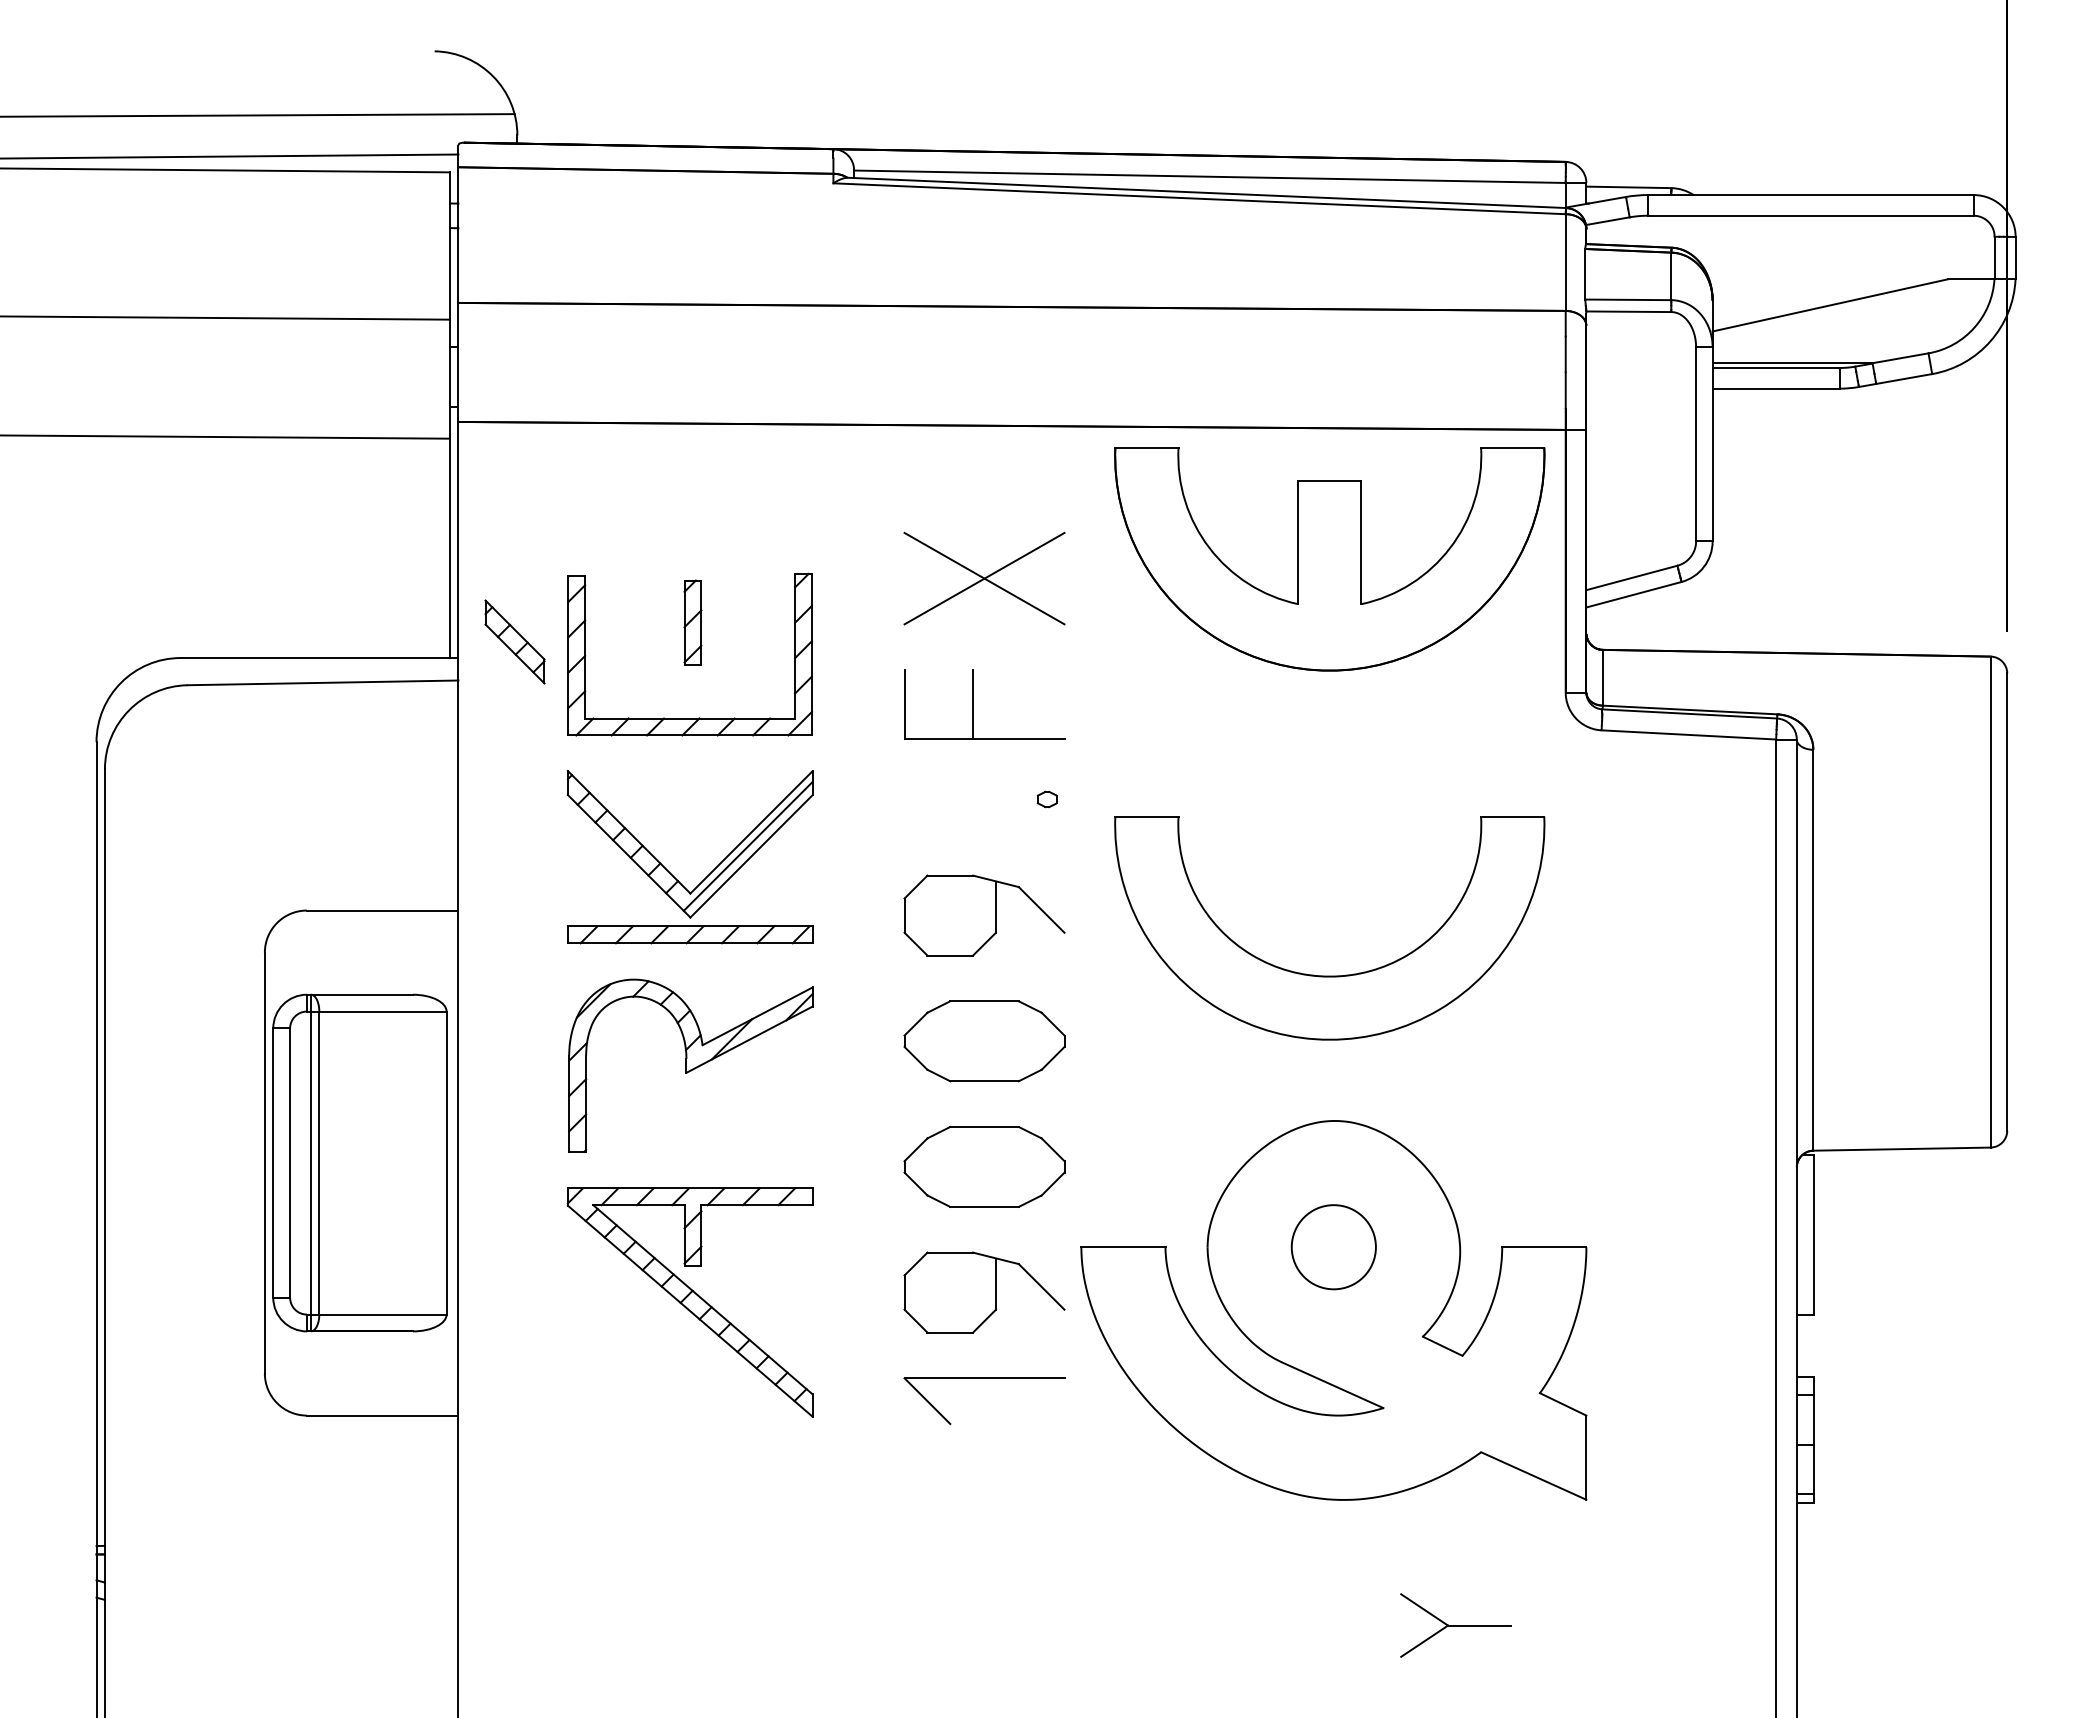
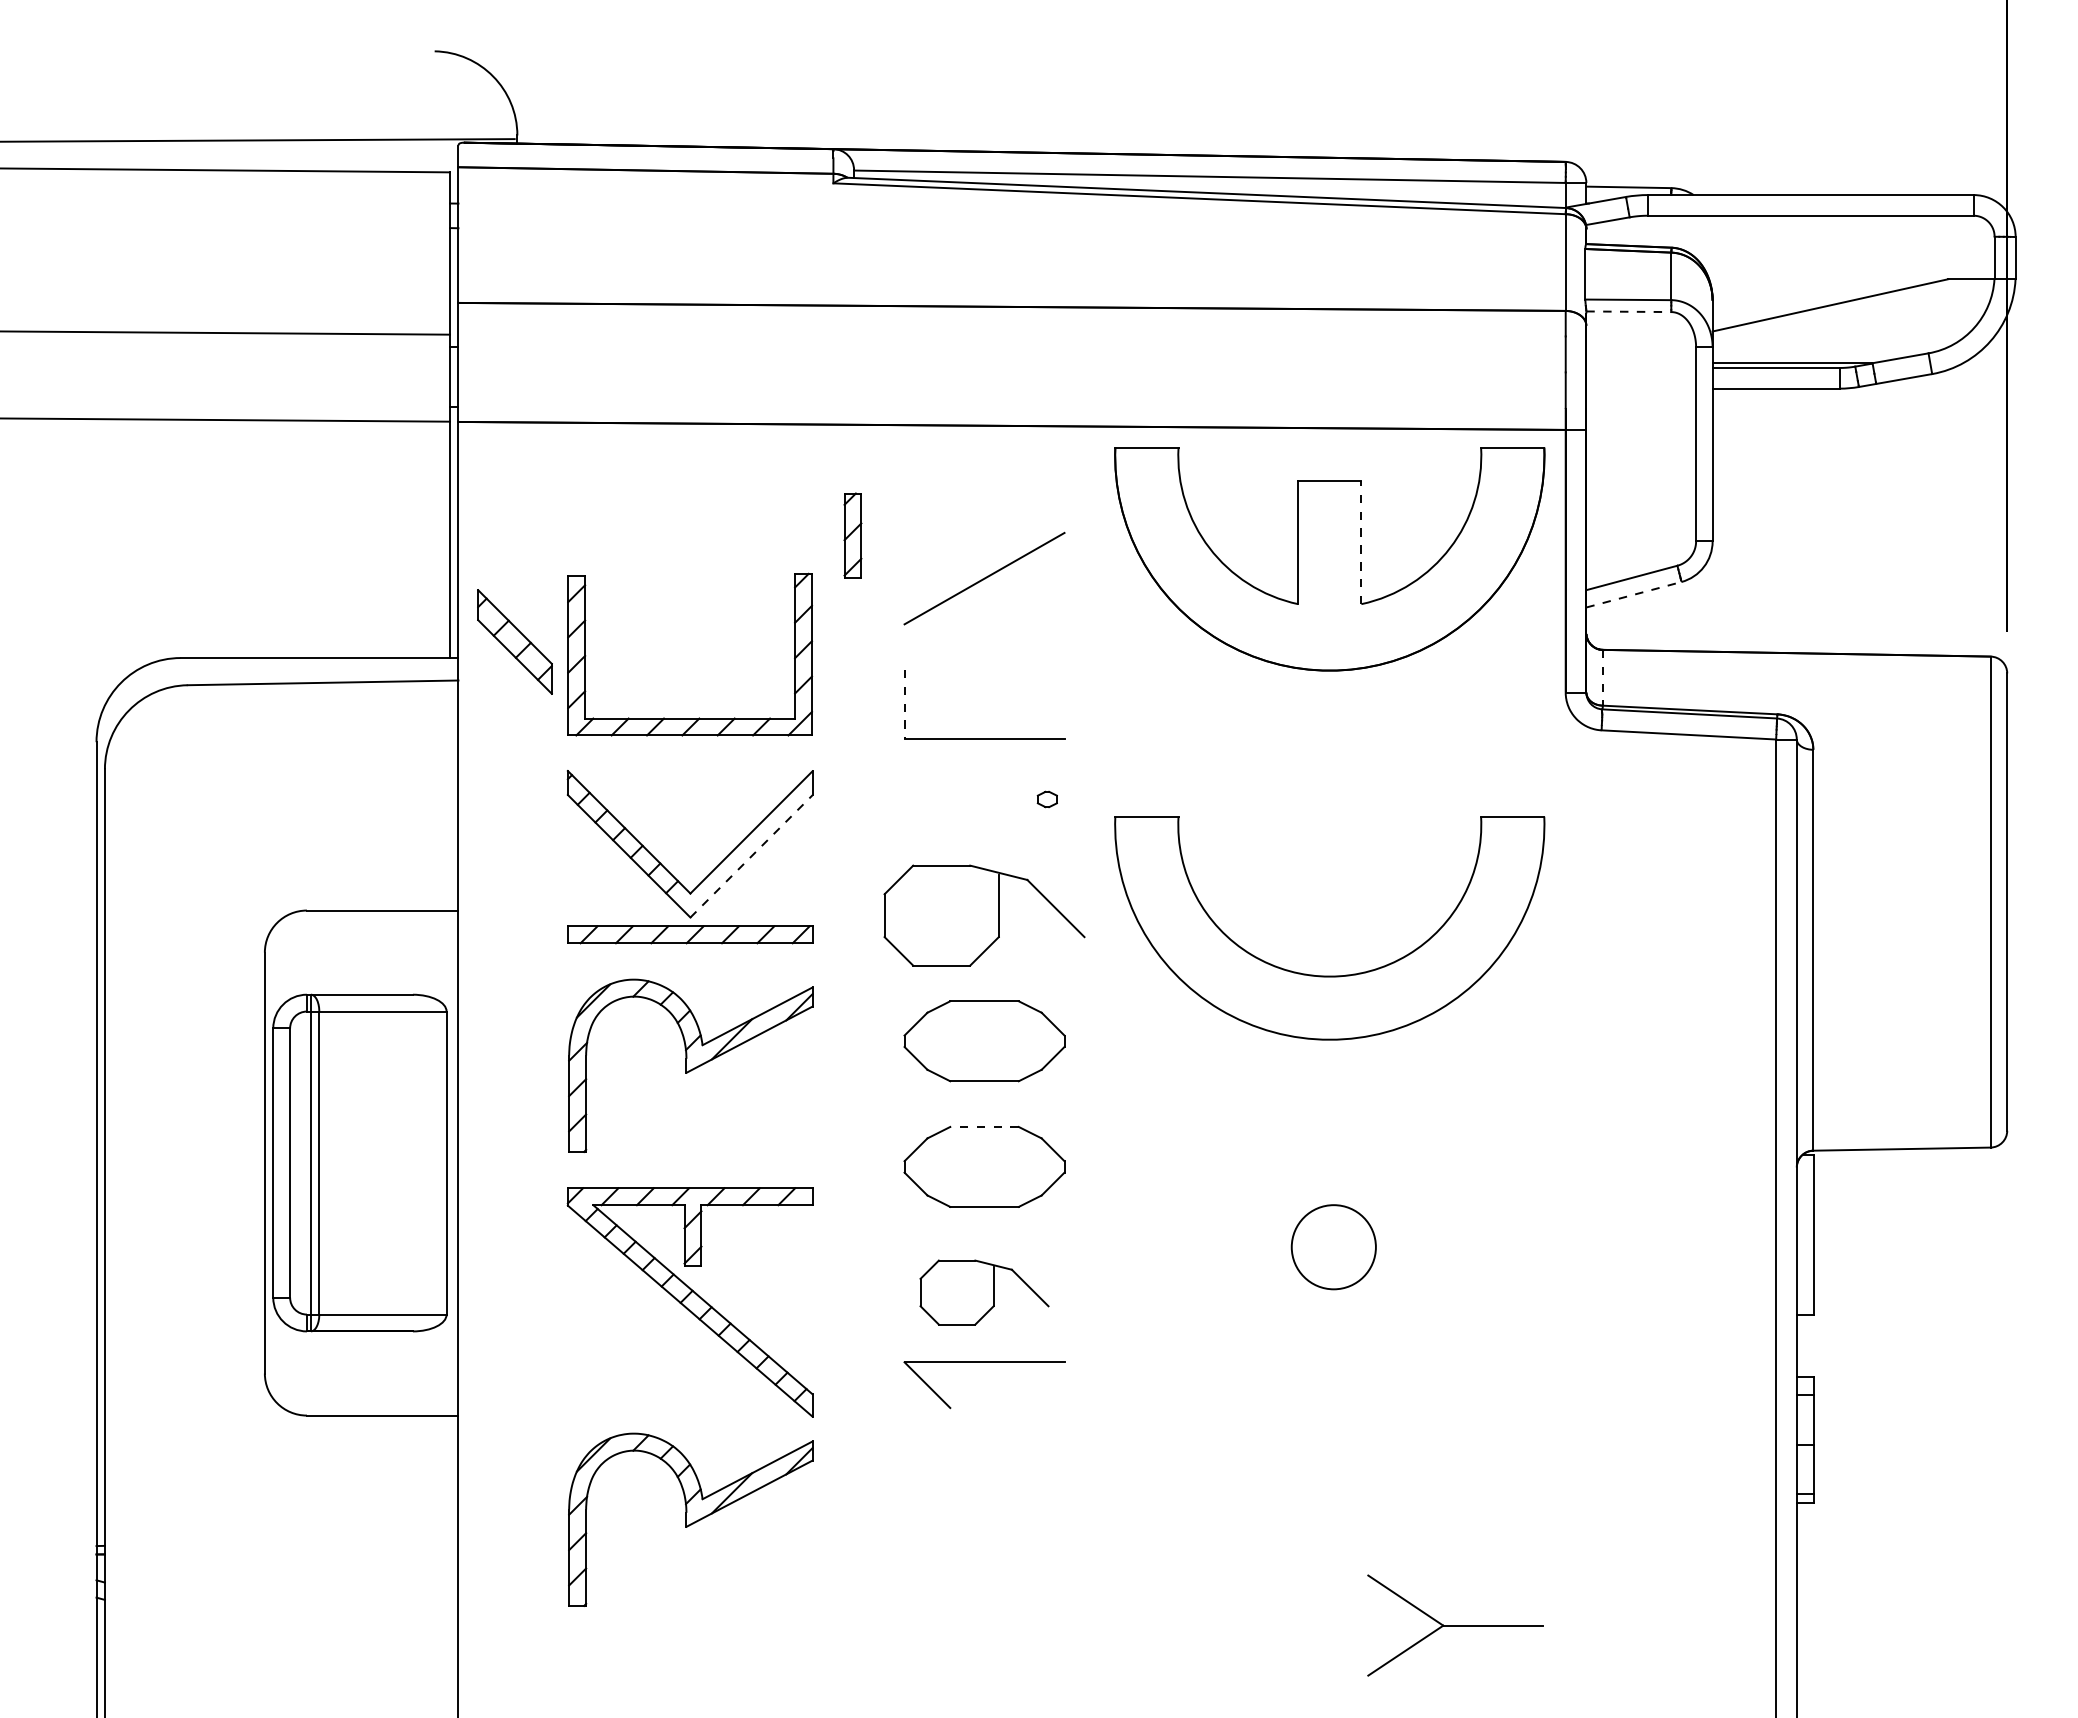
line position: (258, 115) -> (258, 140) (258, 140)
line: present -> none (230, 156)
line: solid -> dashed (1629, 311)
line position: (226, 317) -> (226, 332) (226, 332)
line position: (226, 436) -> (226, 419) (226, 419)
line: solid -> dashed (1361, 542)
line: present -> none (984, 578)
line: solid -> dashed (1634, 594)
part position: (692, 622) -> (852, 535) (852, 535)
part size: 62x86 px -> 76x106 px (514, 641)
line: solid -> dashed (1602, 677)
line: present -> none (973, 703)
line: solid -> dashed (904, 704)
line: present -> none (747, 846)
line: solid -> dashed (751, 856)
part size: 163x83 px -> 203x103 px (984, 915)
line: solid -> dashed (984, 1126)
part size: 163x83 px -> 131x67 px (984, 1292)
part: present -> none (1333, 1310)
part position: (984, 1378) -> (984, 1362) (984, 1362)
part: none -> present (690, 1519)
part size: 112x65 px -> 177x103 px (1455, 1625)
